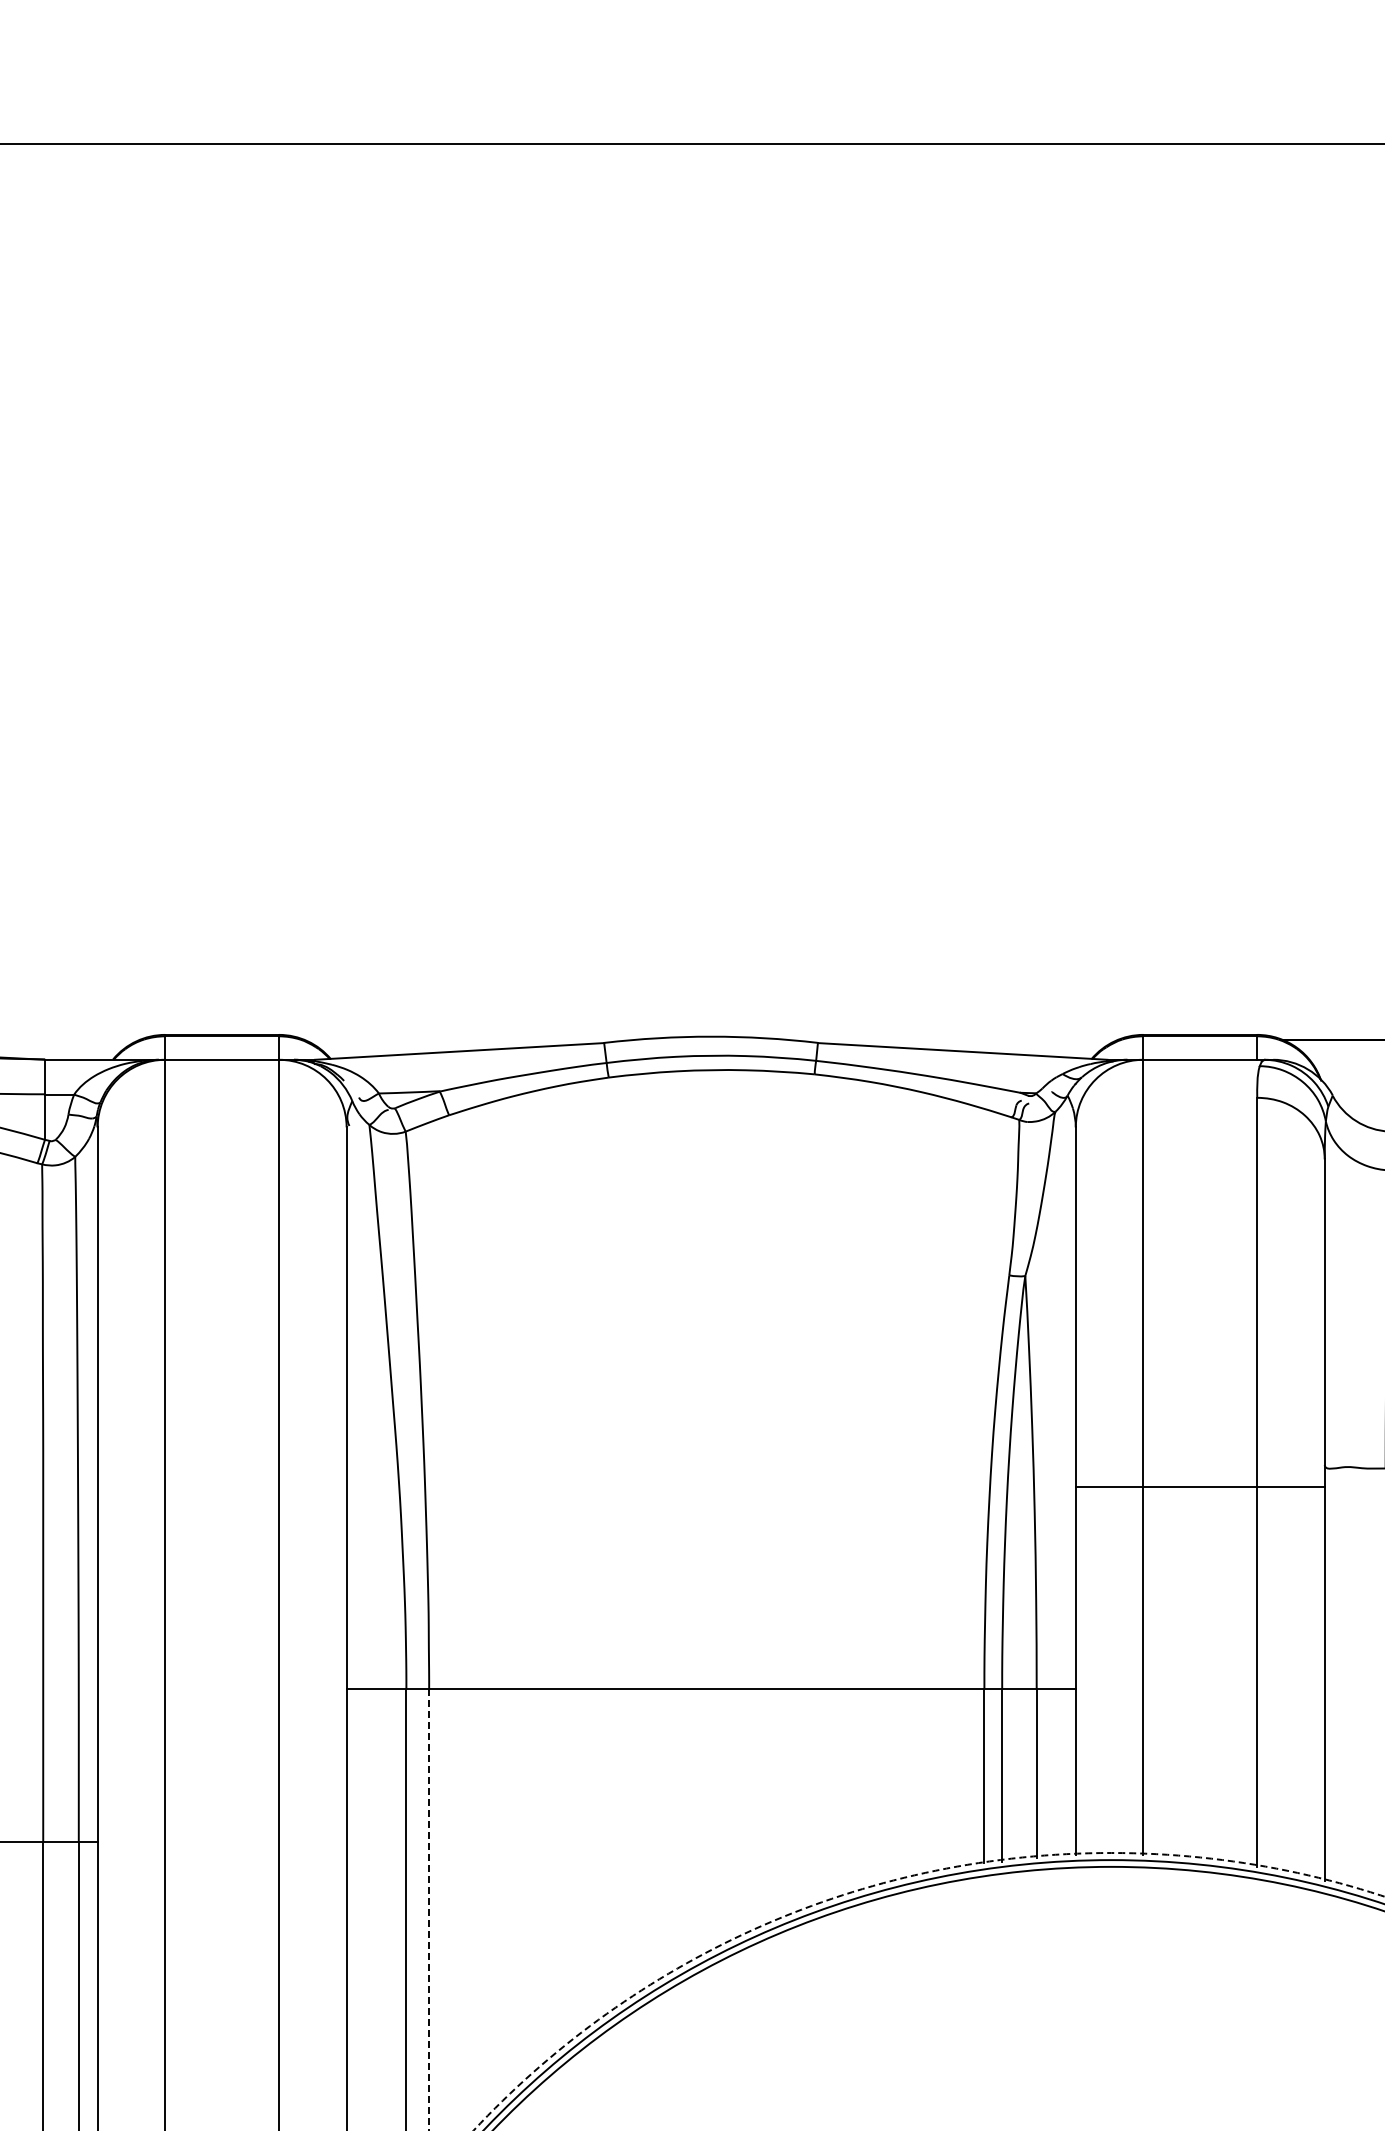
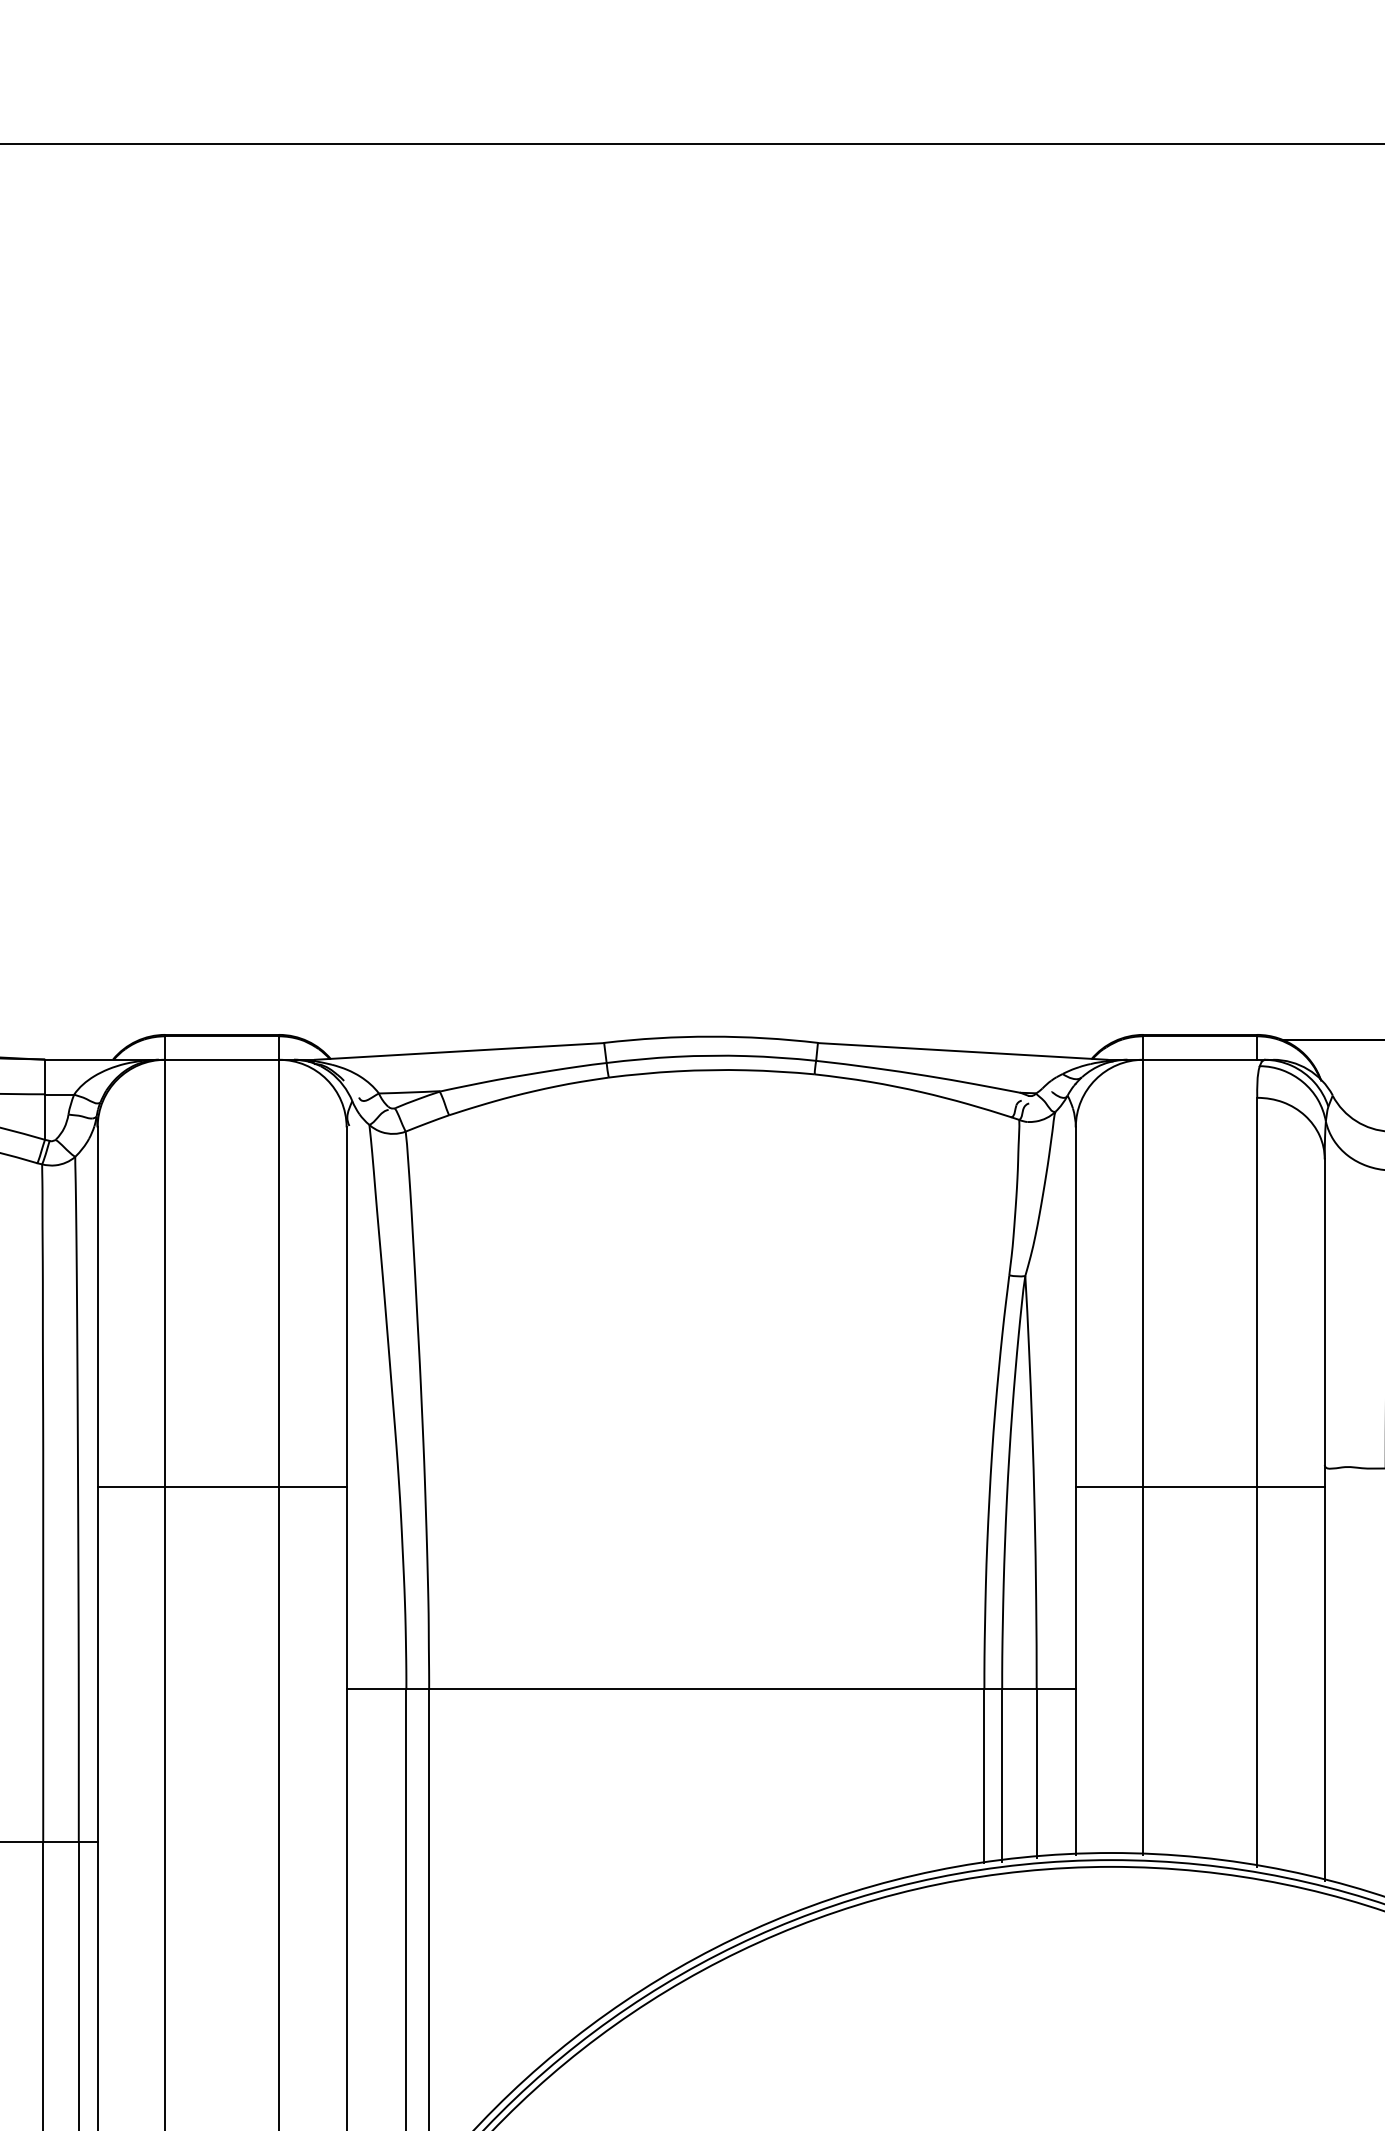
line: none -> present (221, 1486)
line: dashed -> solid (429, 1910)
circle: dashed -> solid (928, 1991)
